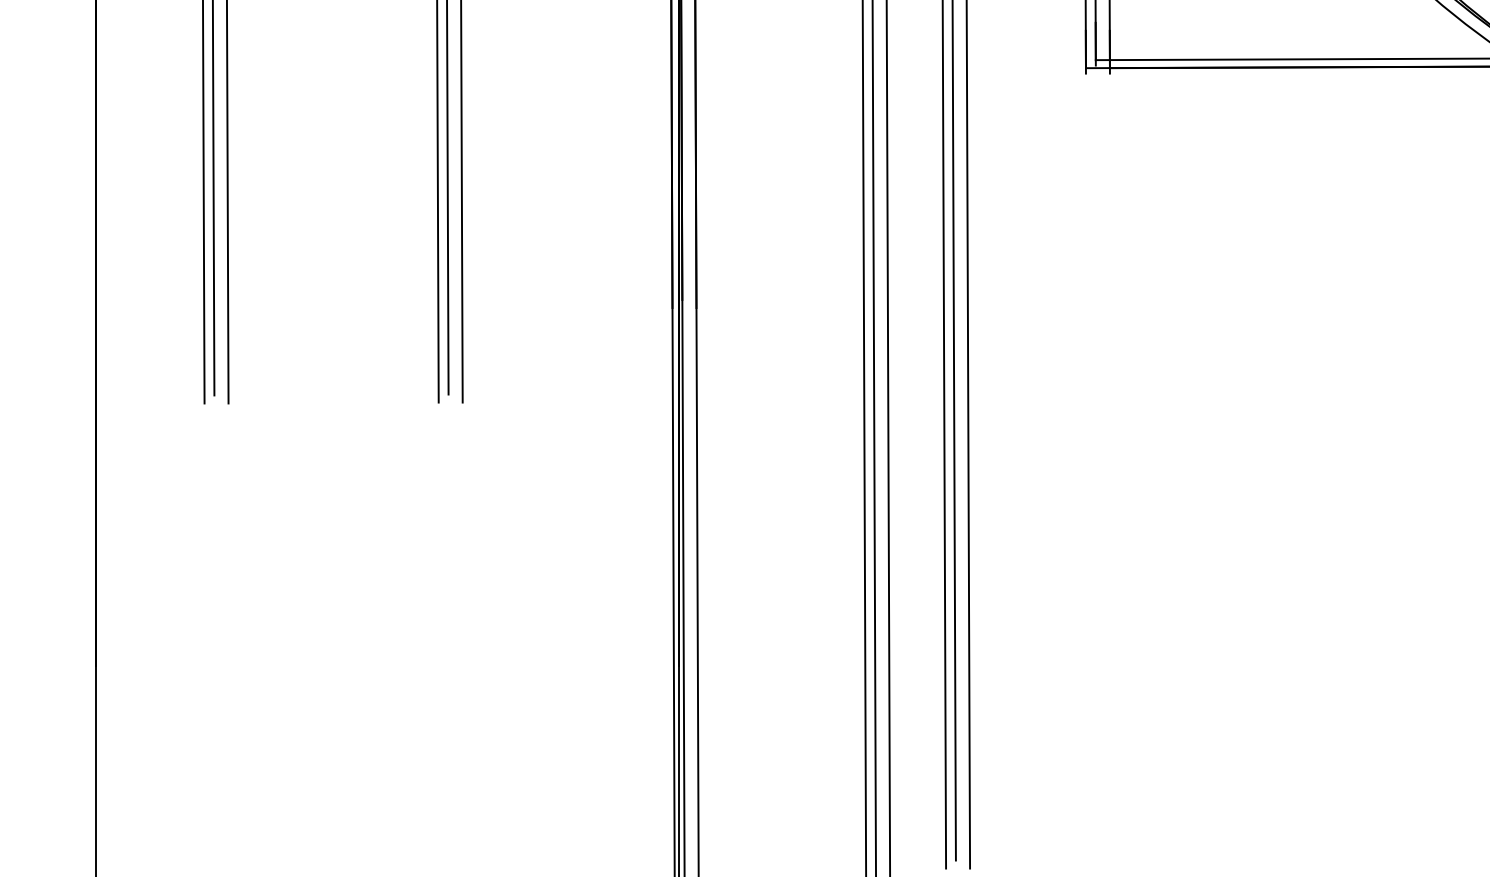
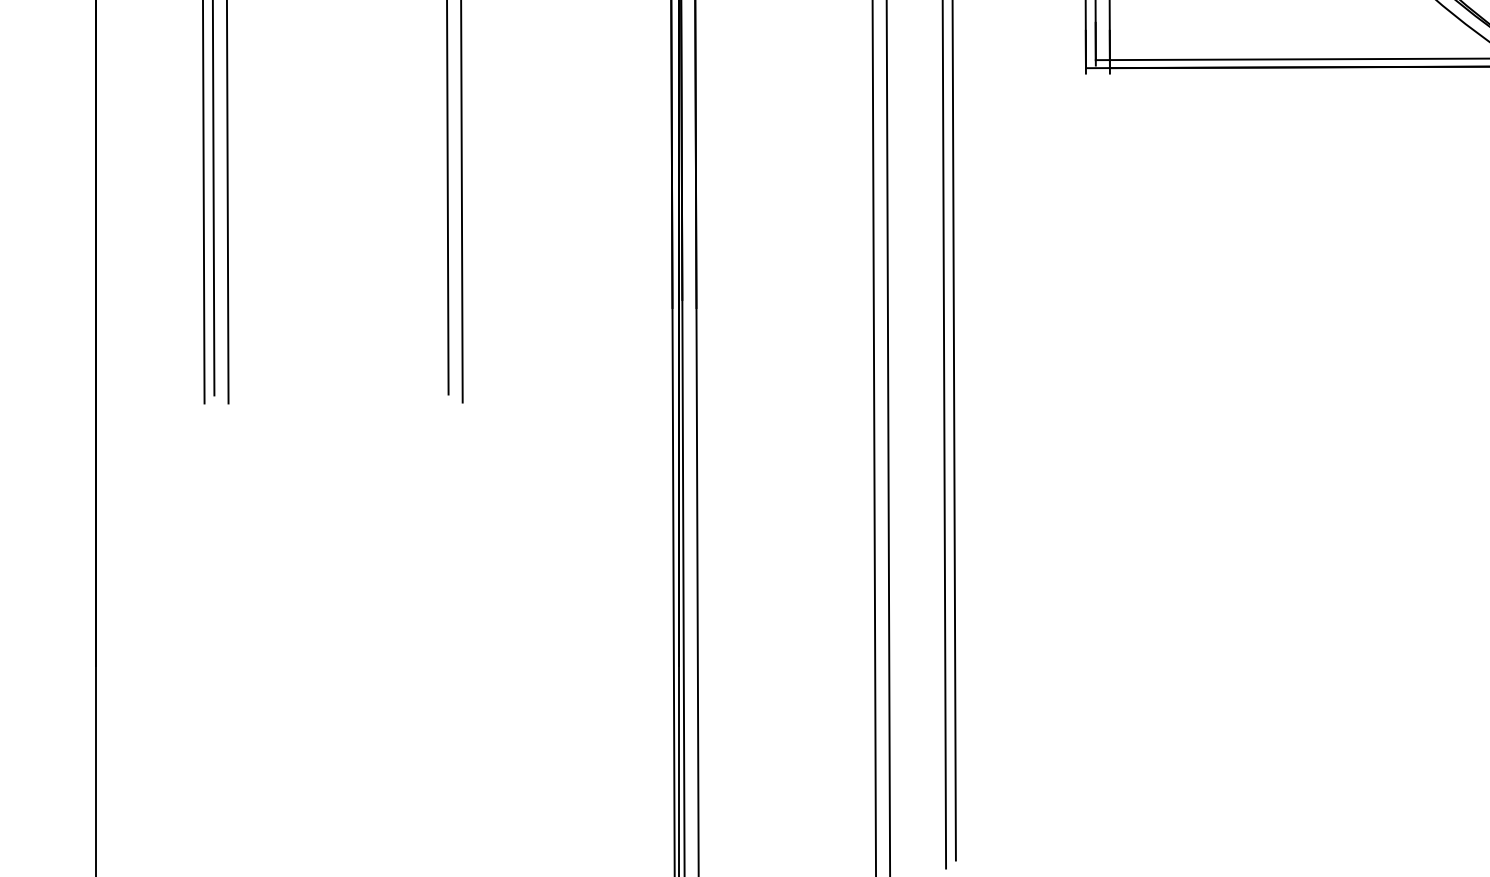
line: present -> none (437, 202)
line: present -> none (968, 435)
line: present -> none (864, 437)
